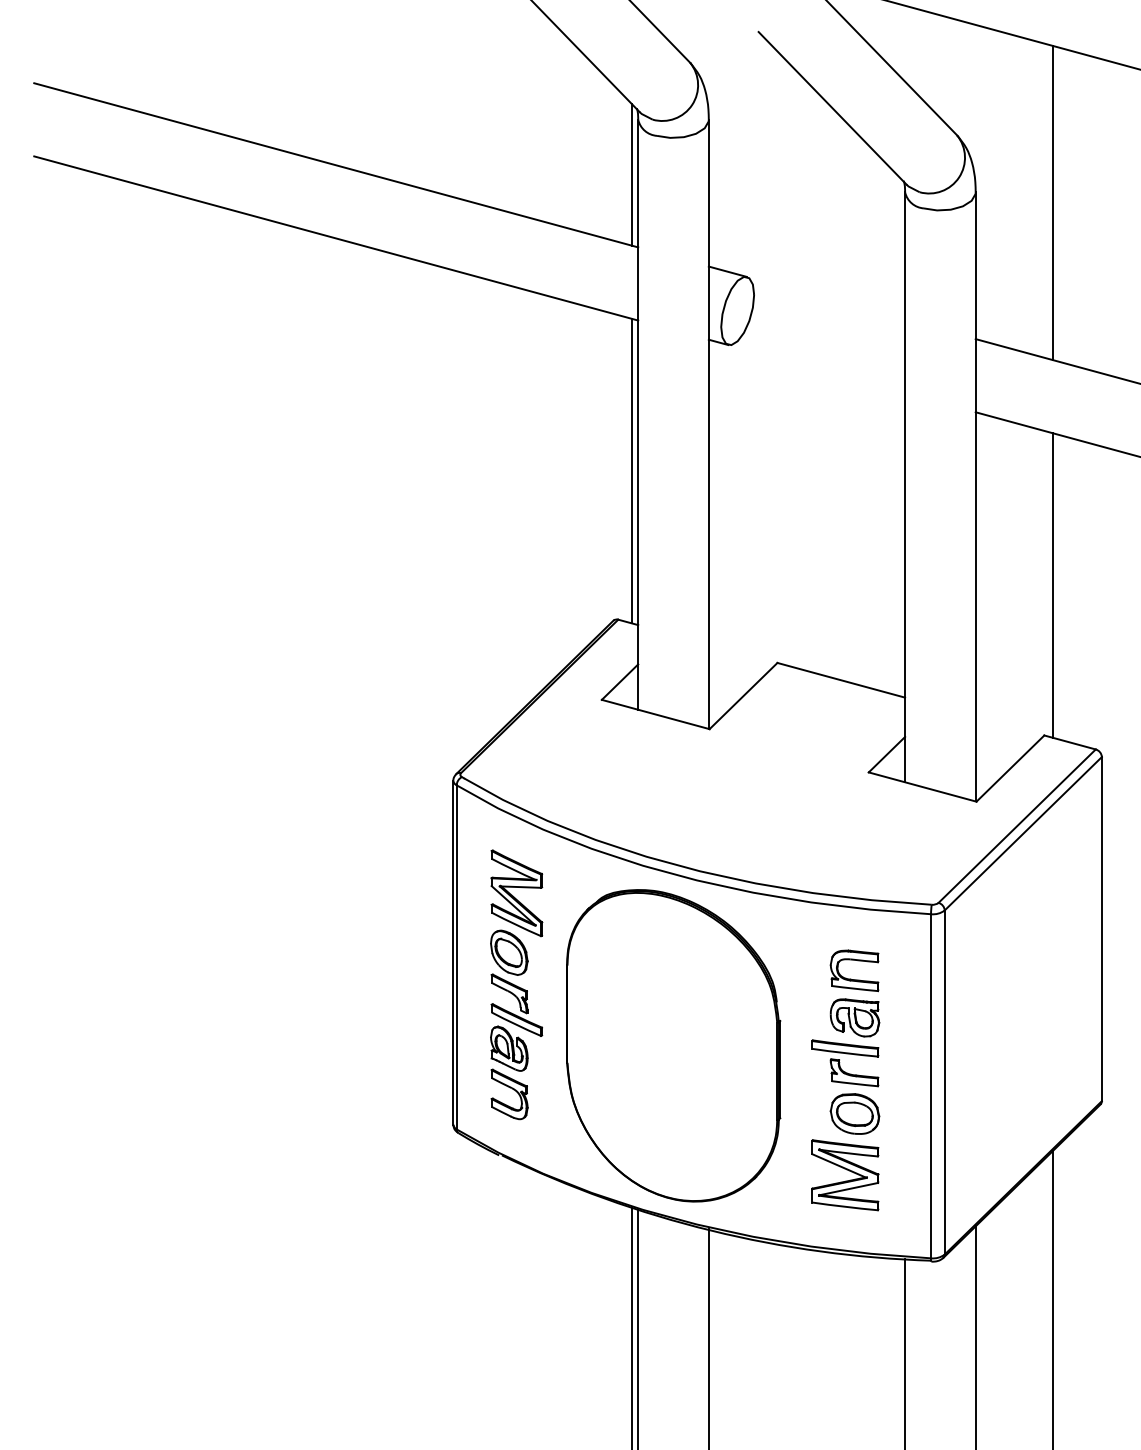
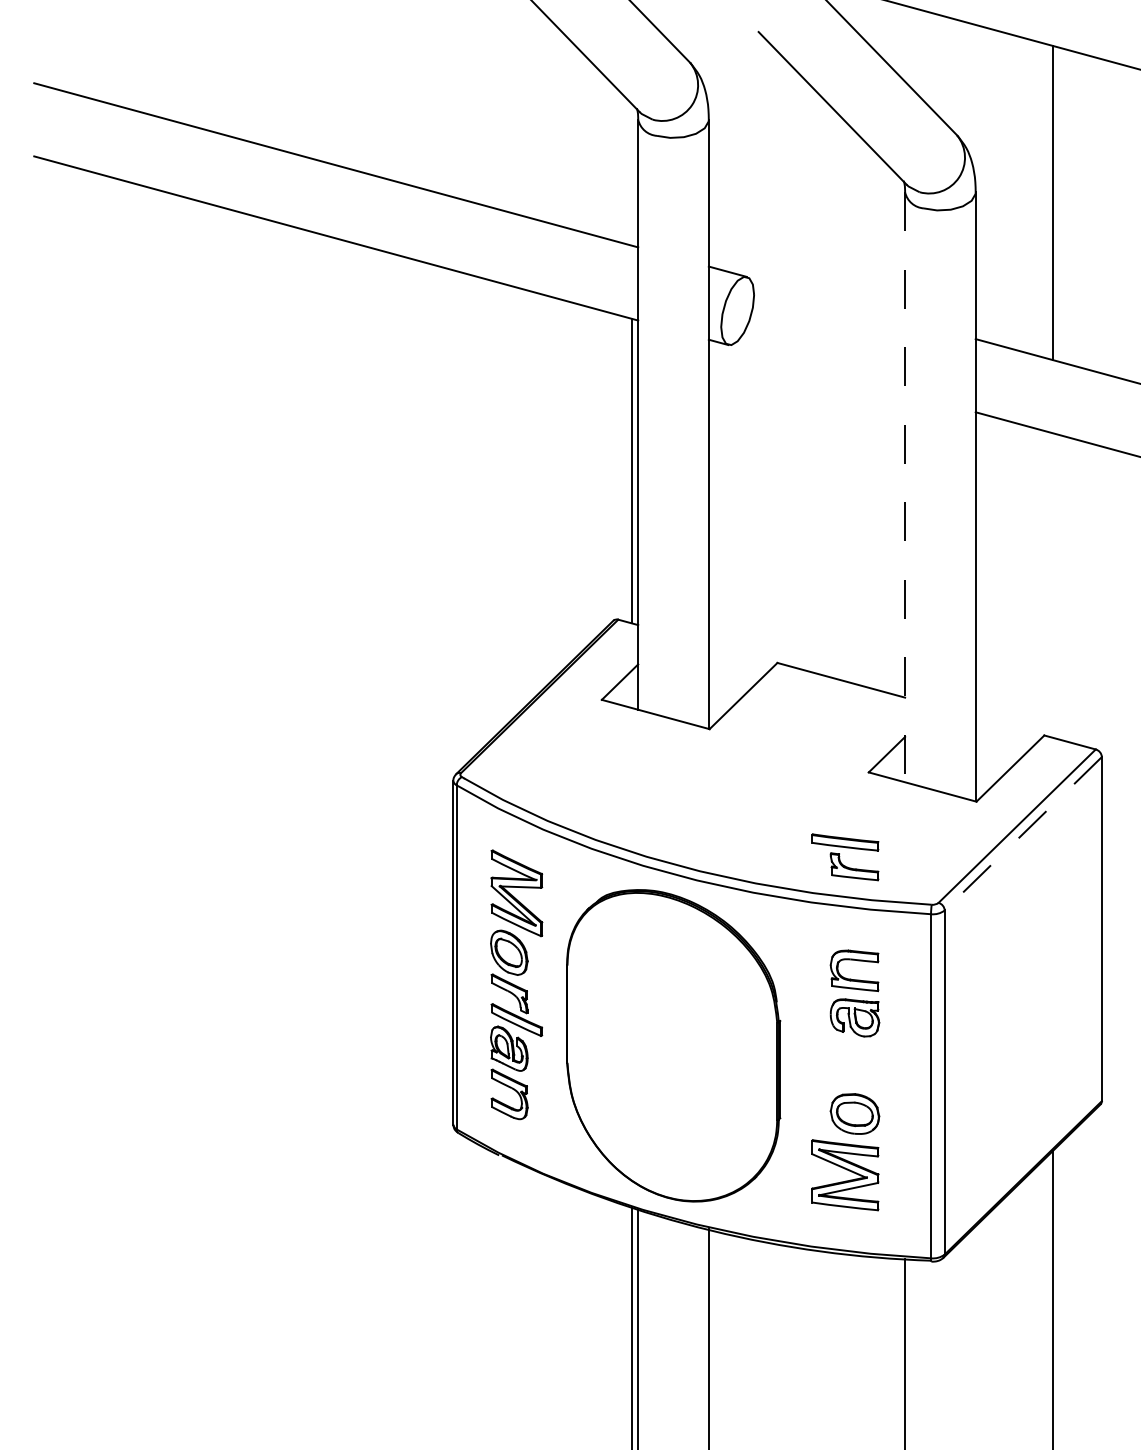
line: present -> none (631, 174)
line: solid -> dashed (905, 487)
line: present -> none (1052, 585)
line: solid -> dashed (1023, 833)
part position: (845, 1063) -> (845, 857) (845, 857)
line: present -> none (975, 1336)
